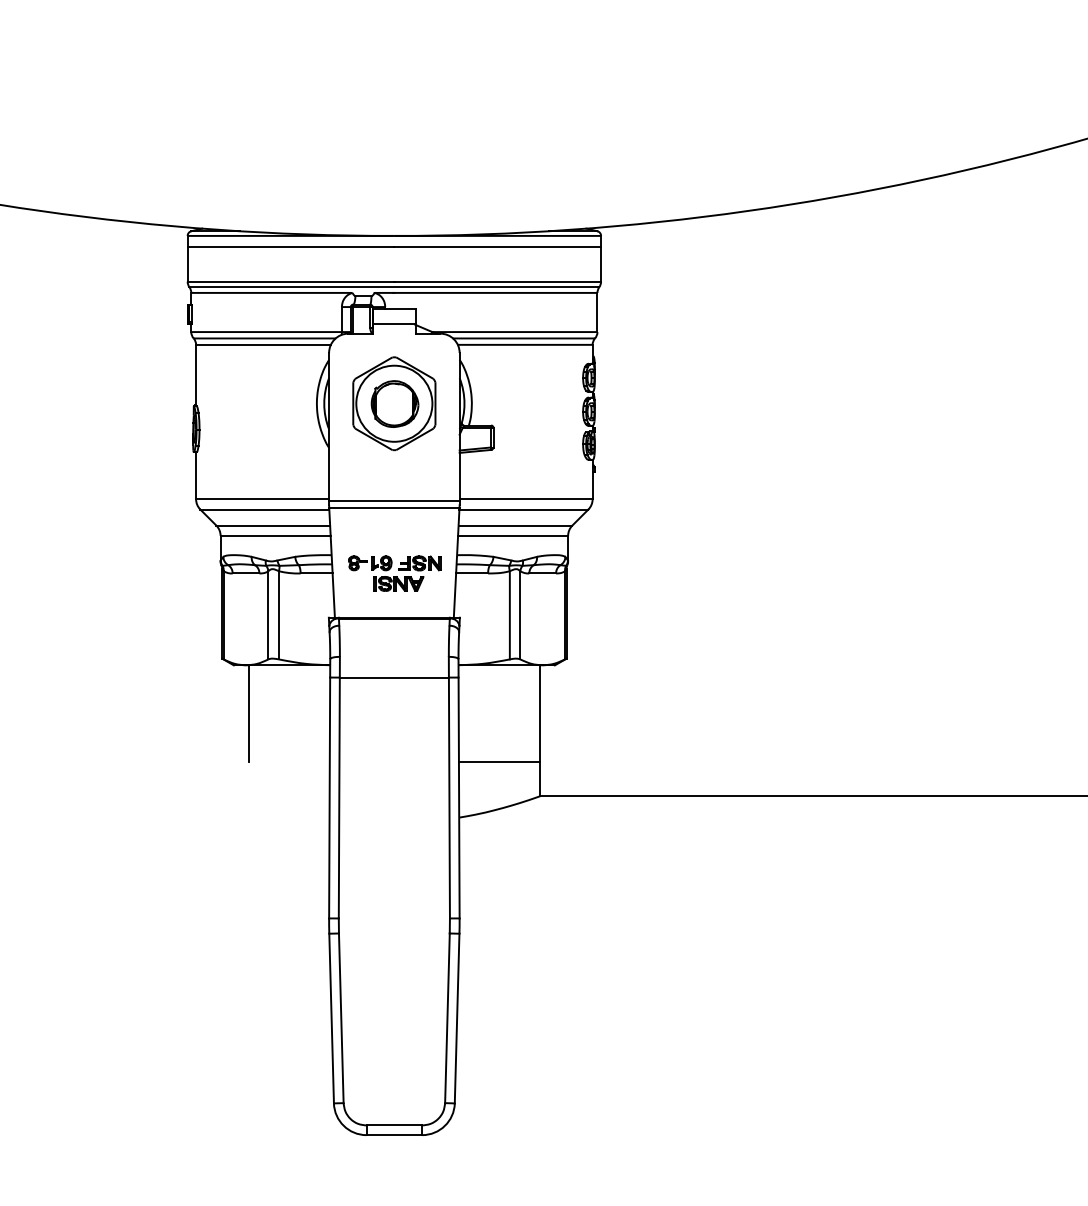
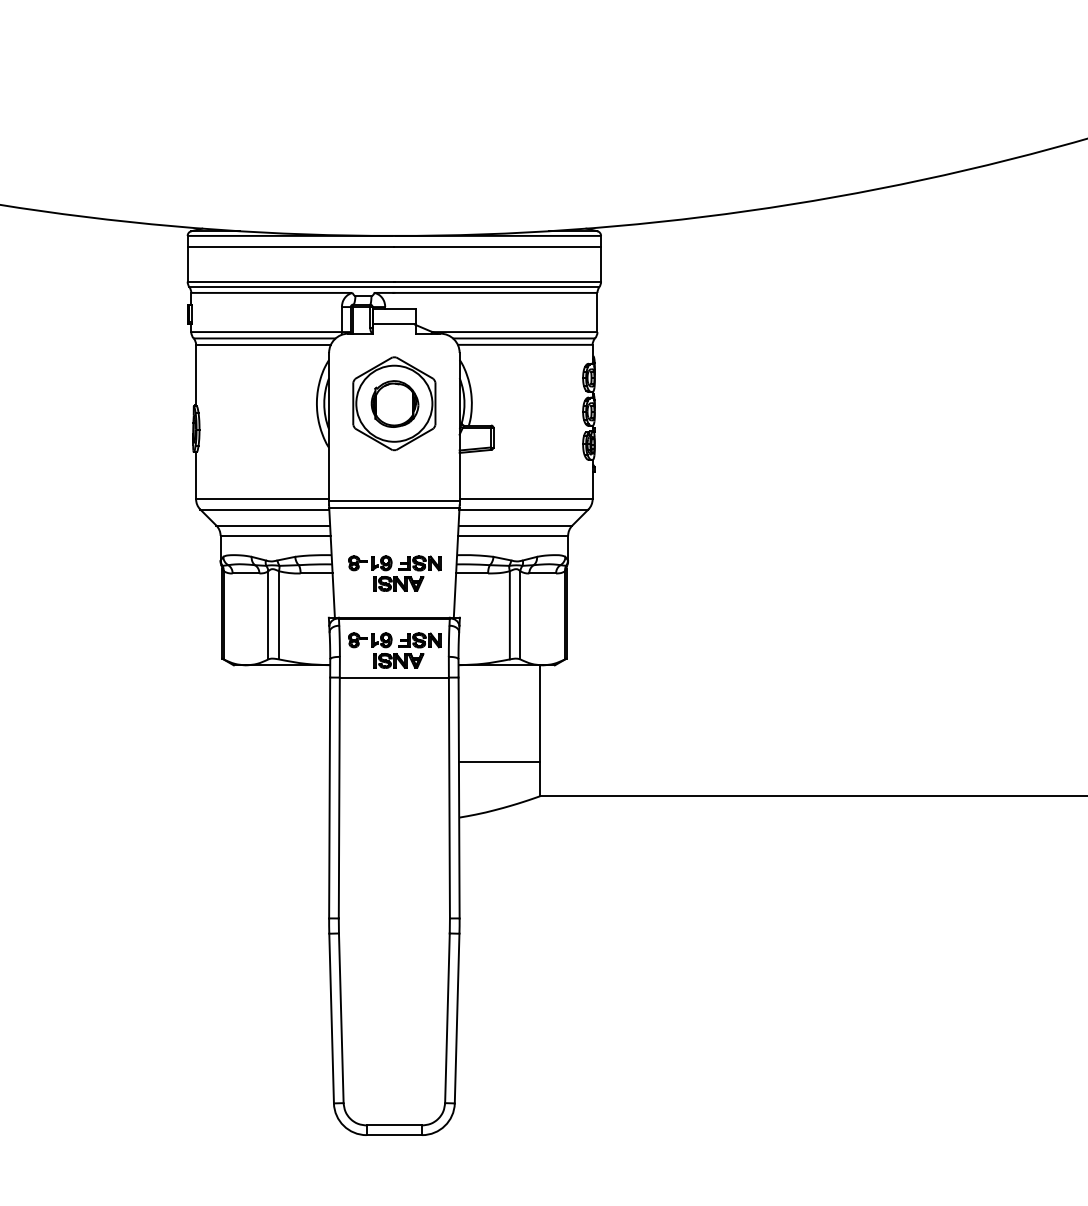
part: none -> present (394, 650)
line: present -> none (248, 713)
